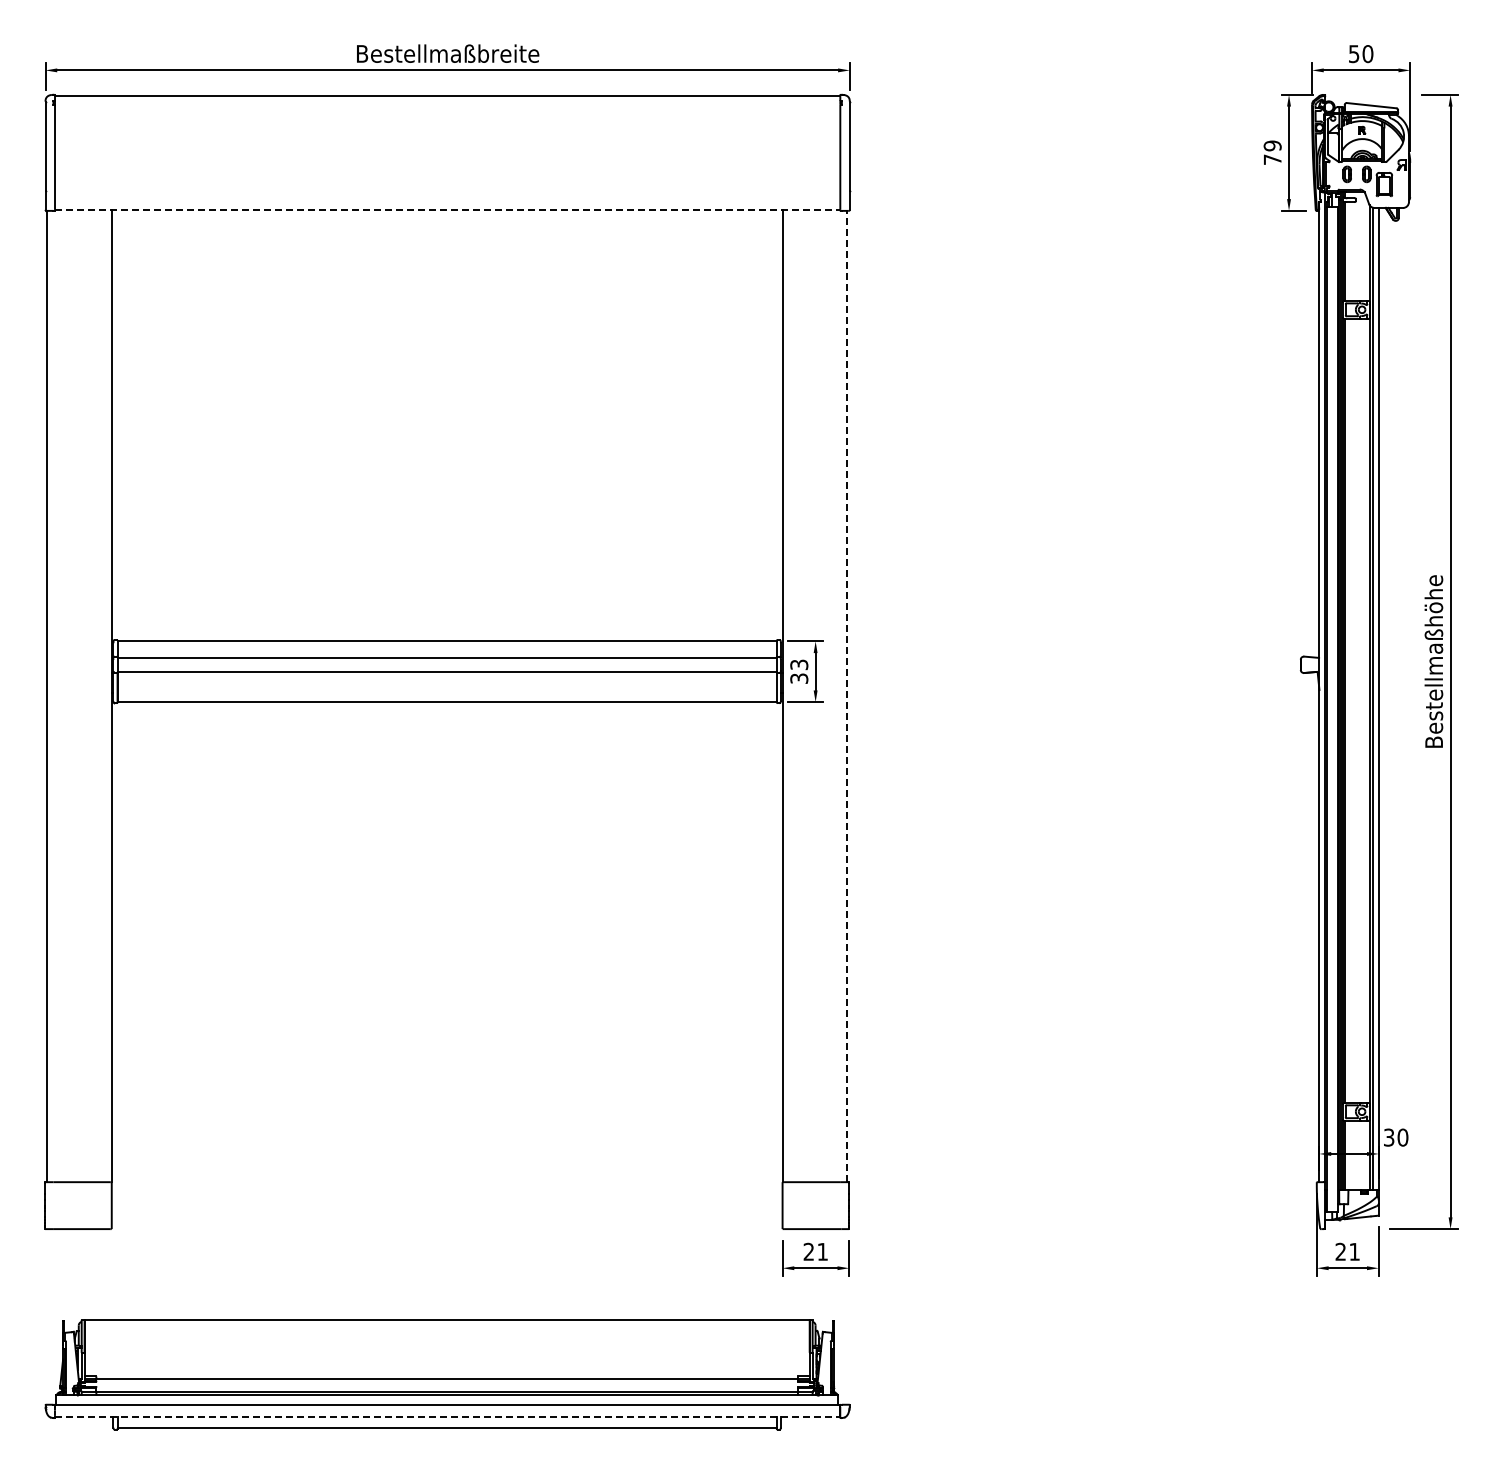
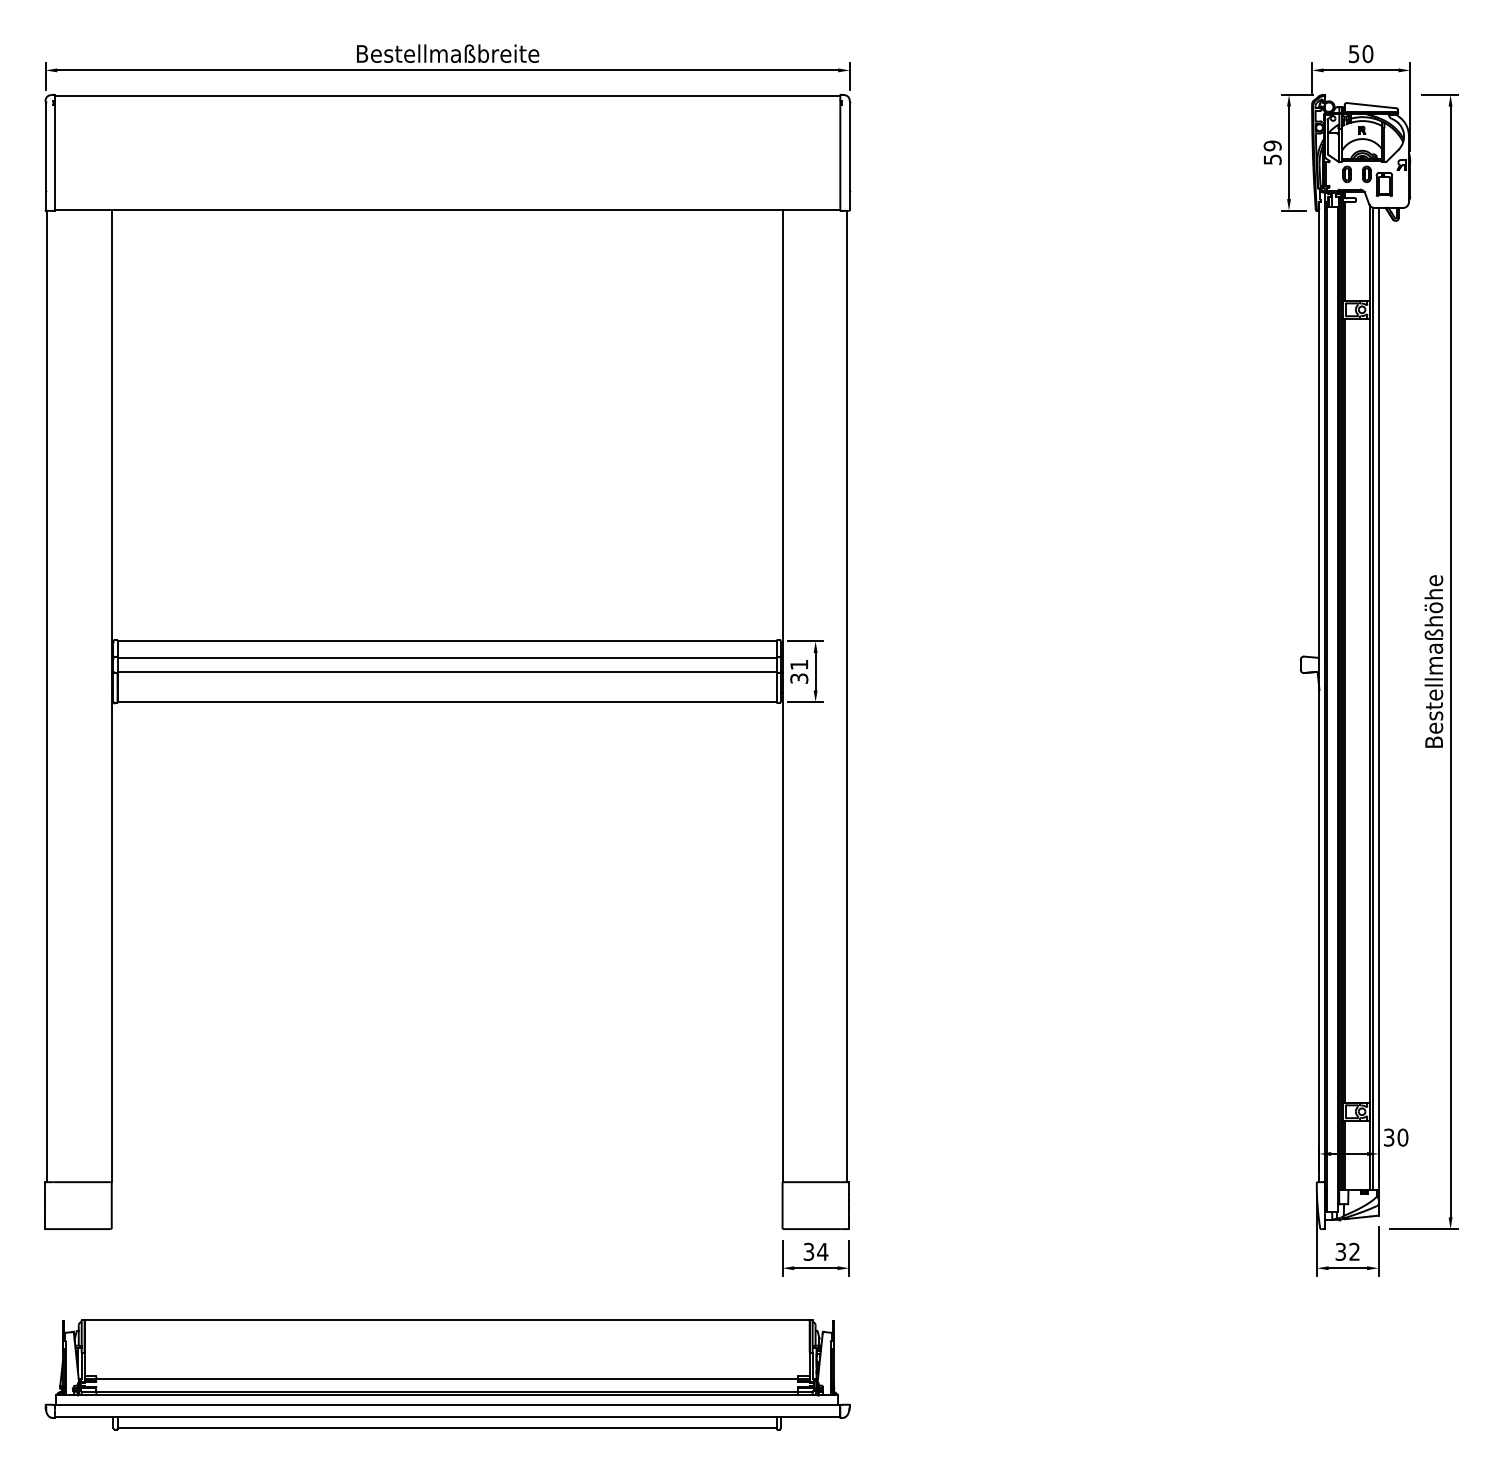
text: 79 -> 59 (1272, 159)
line: dashed -> solid (447, 209)
text: 33 -> 31 (799, 664)
line: dashed -> solid (846, 696)
text: 21 -> 34 (815, 1251)
text: 21 -> 32 (1347, 1251)
line: dashed -> solid (447, 1416)
